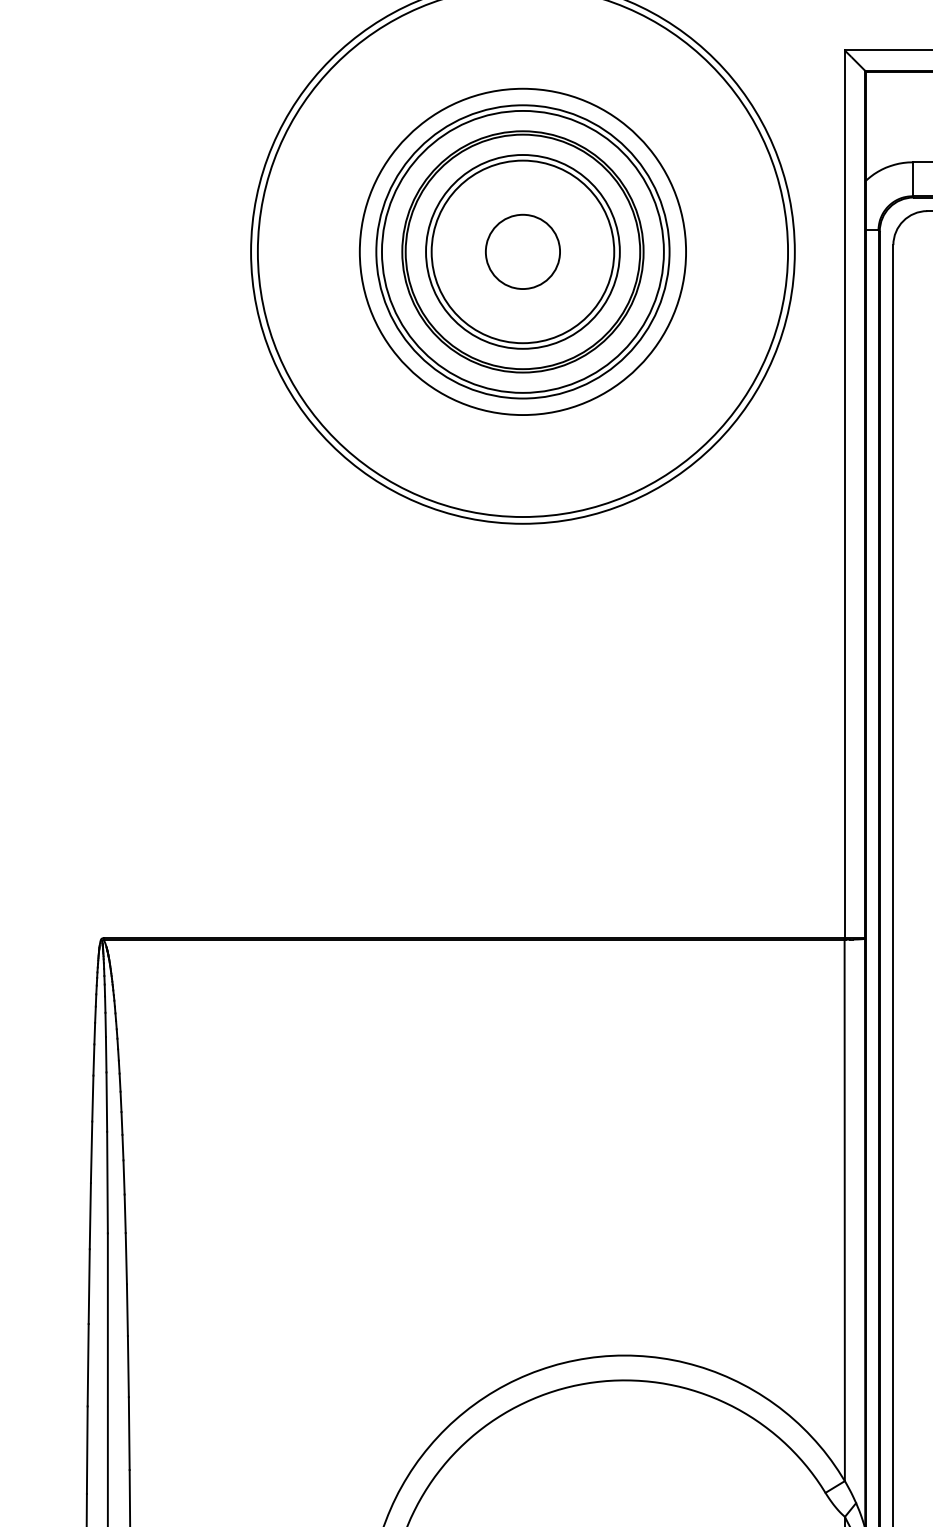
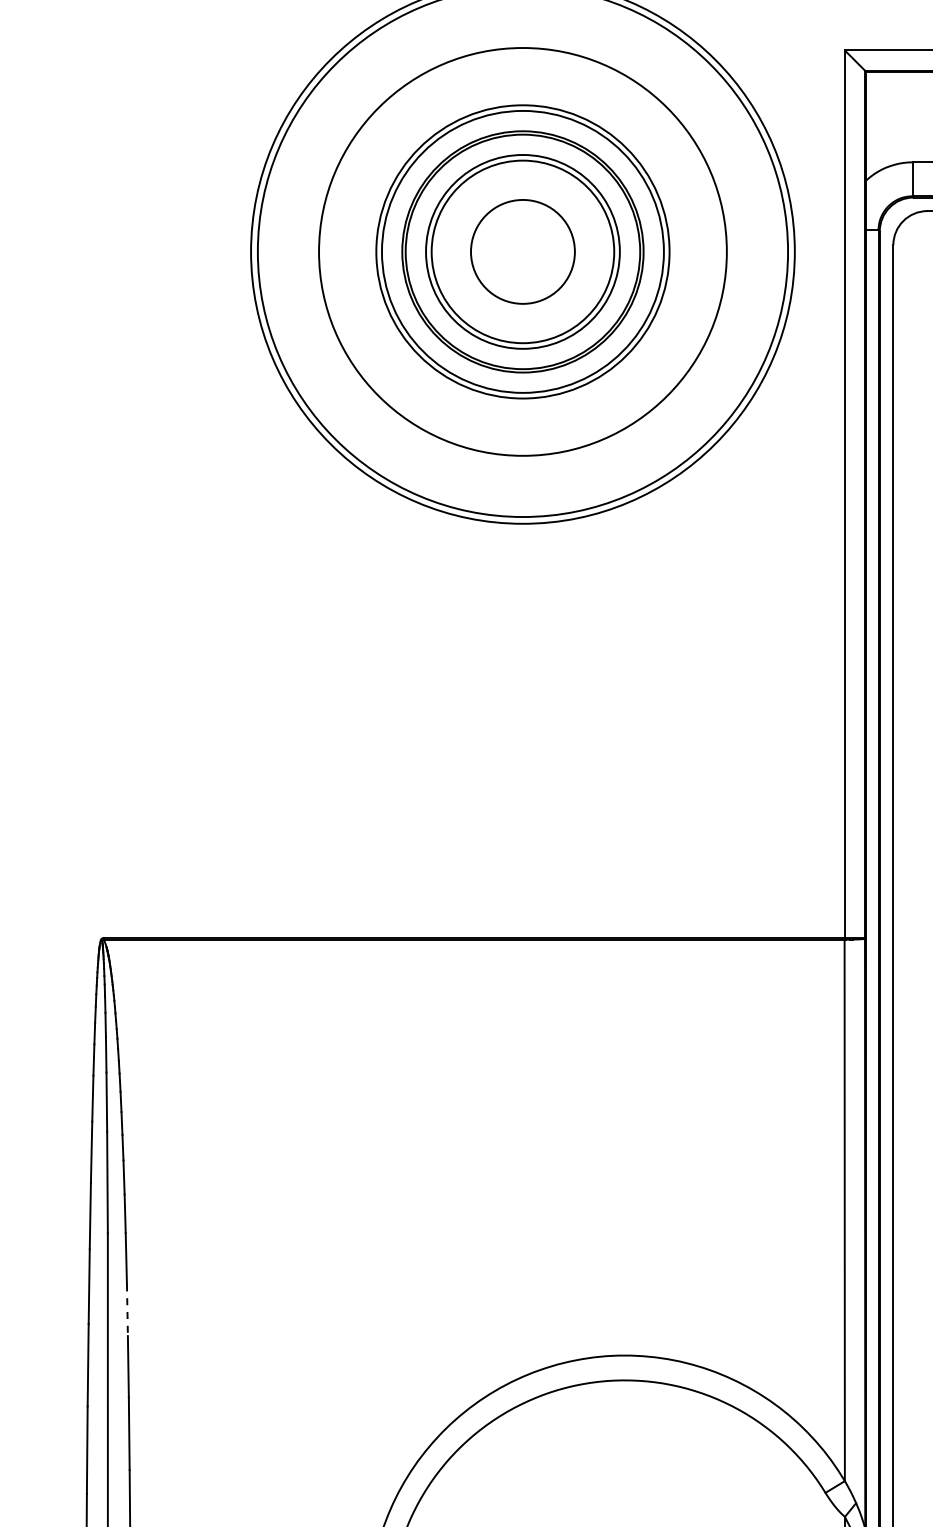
circle diameter: 326 px -> 408 px (522, 251)
circle diameter: 74 px -> 104 px (522, 251)
line: solid -> dashed (127, 1310)
